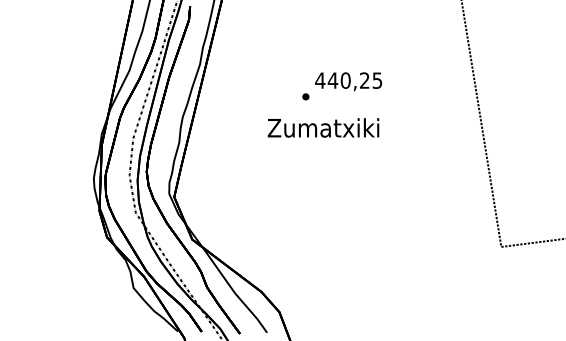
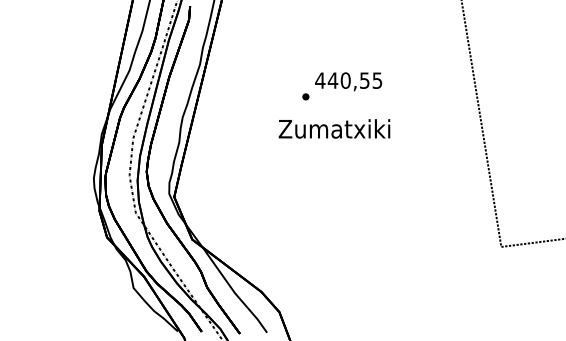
text: 440,25 -> 440,55 (364, 80)
text position: (323, 127) -> (334, 128) (334, 128)
